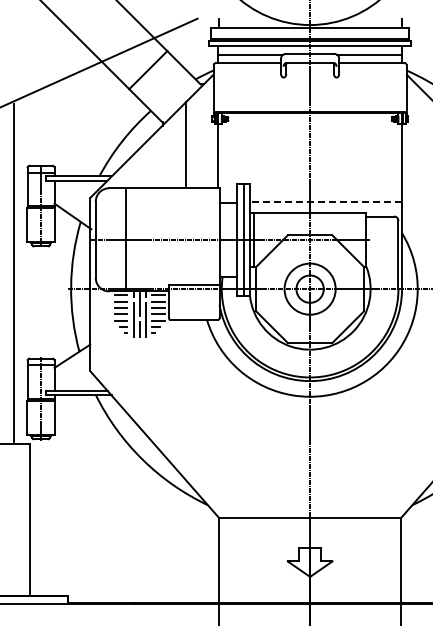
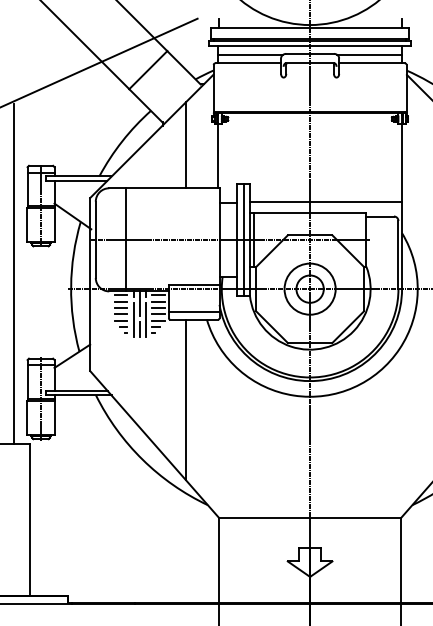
line: dashed -> solid (325, 202)
line: none -> present (193, 312)
line: none -> present (185, 399)
